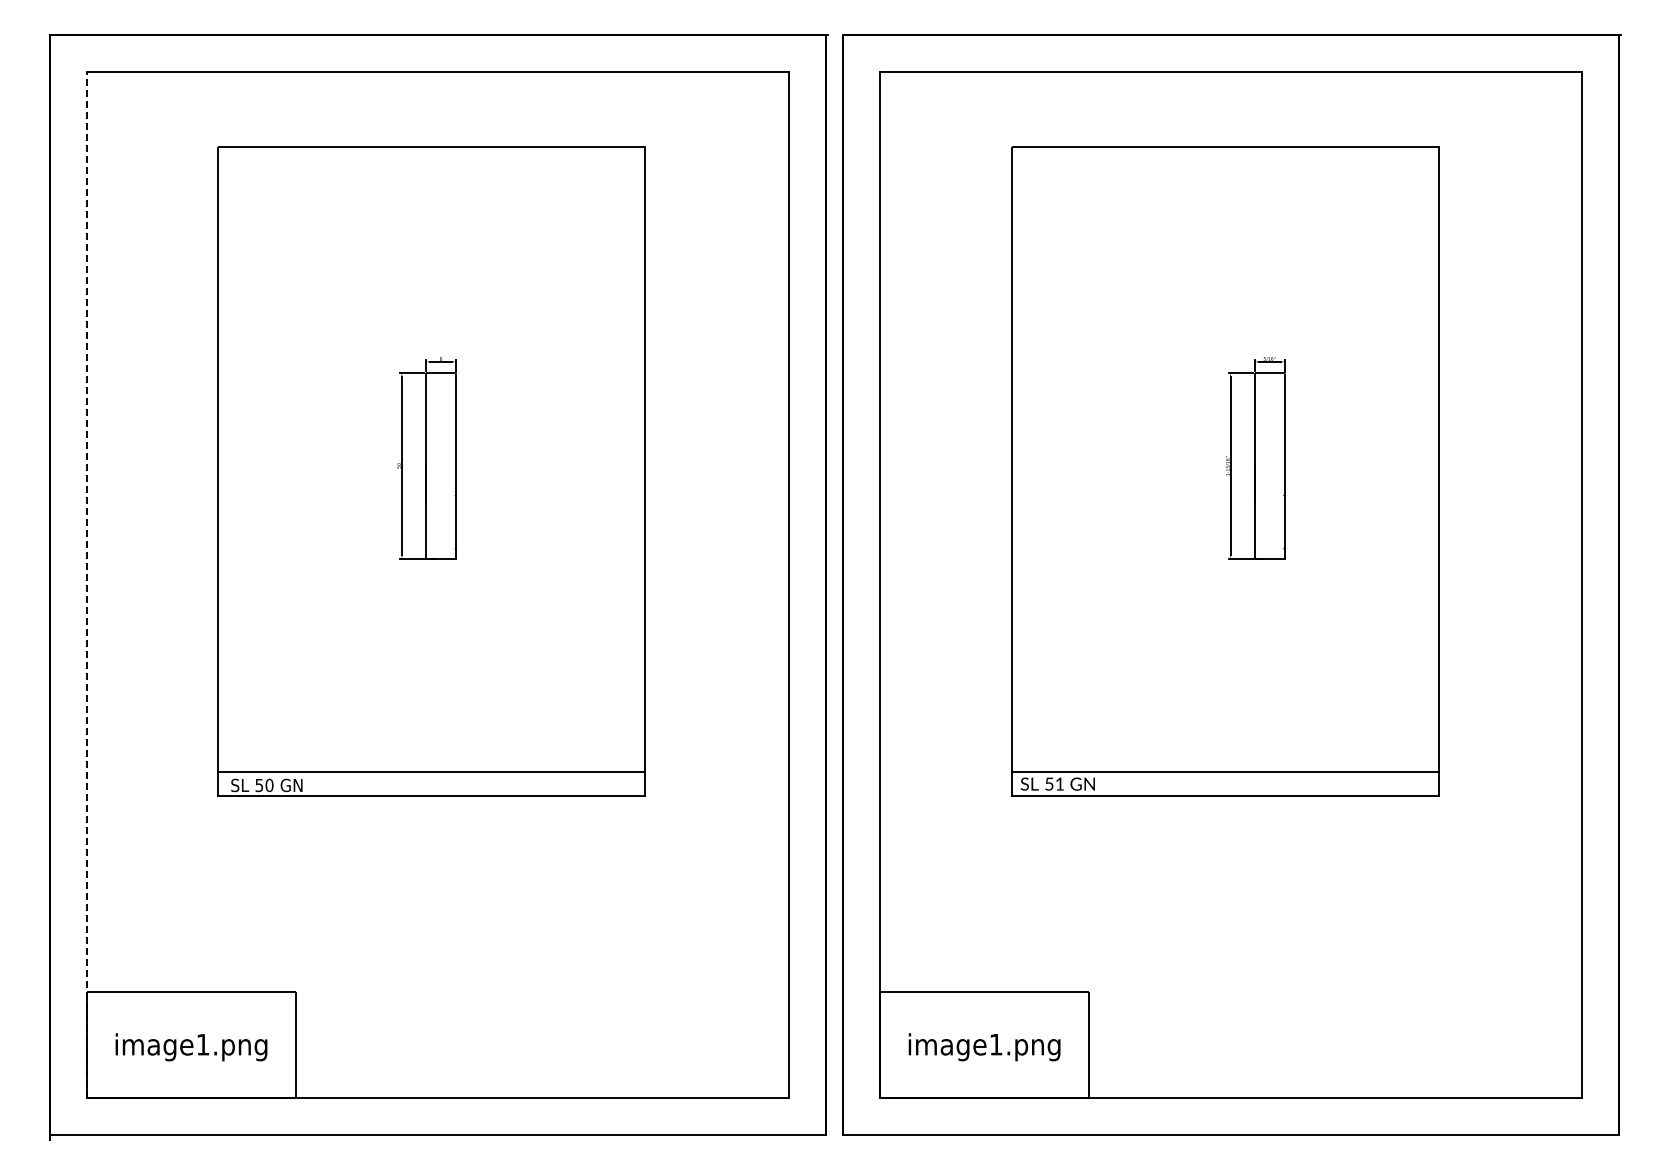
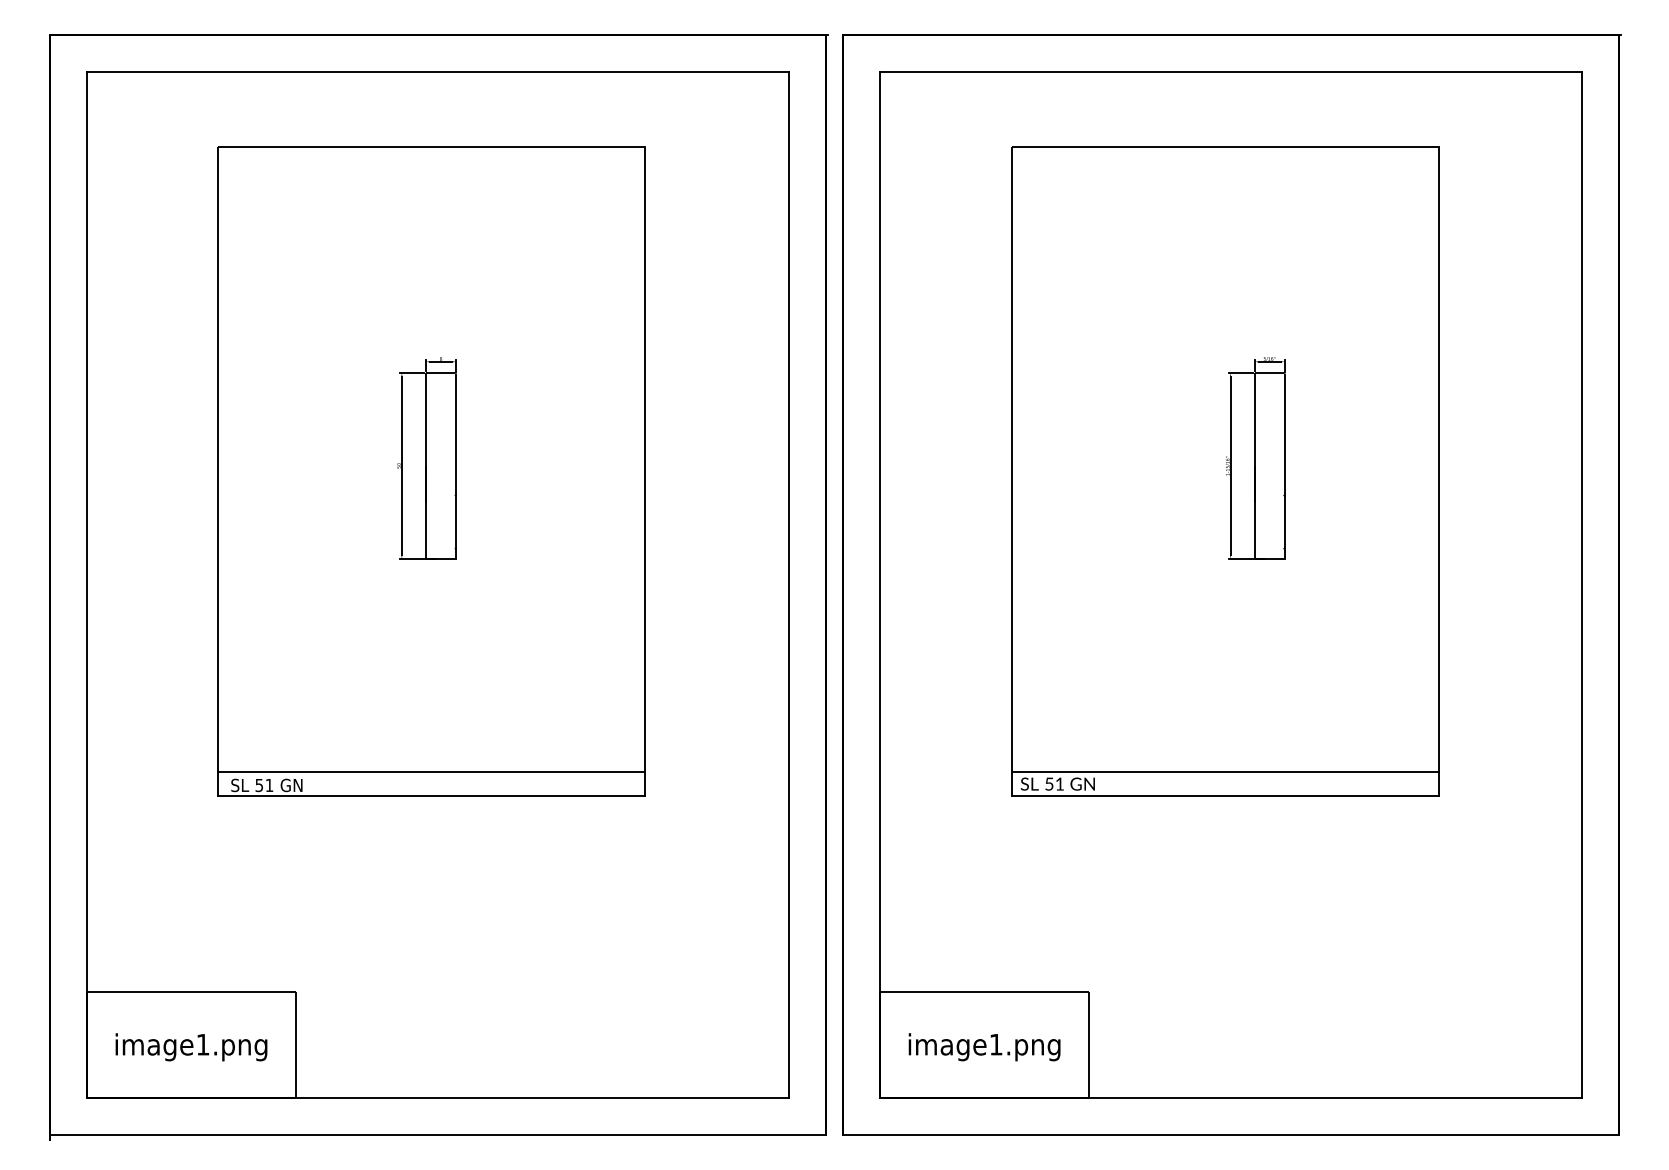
line: dashed -> solid (87, 585)
text: 50 -> 51 (269, 785)
